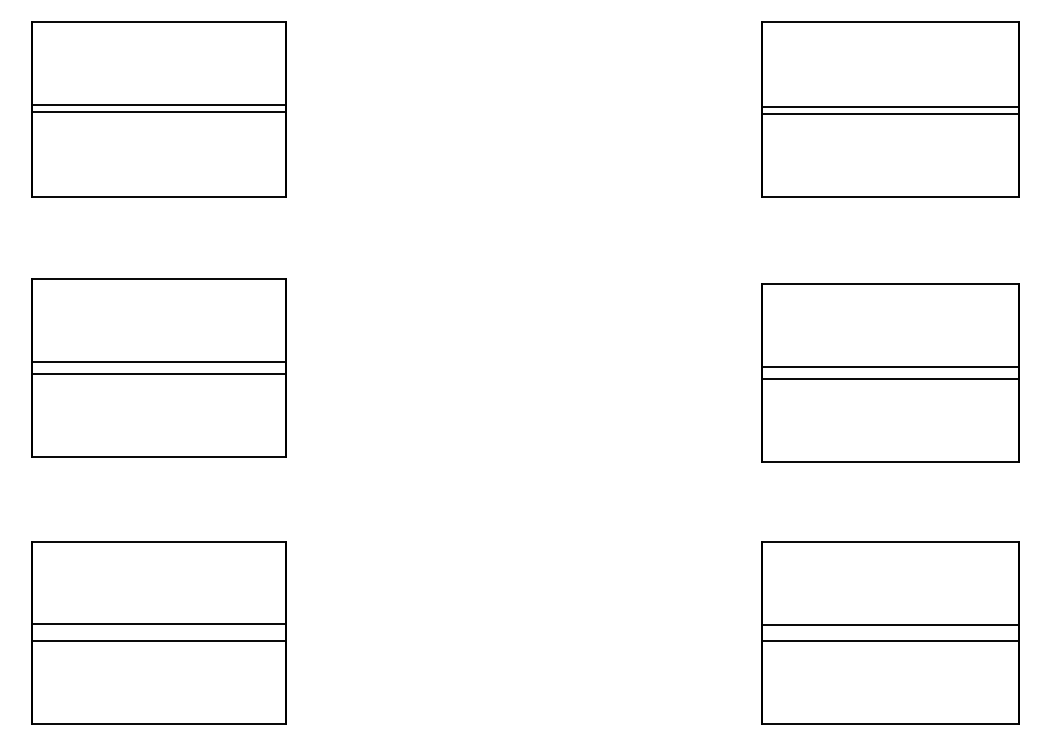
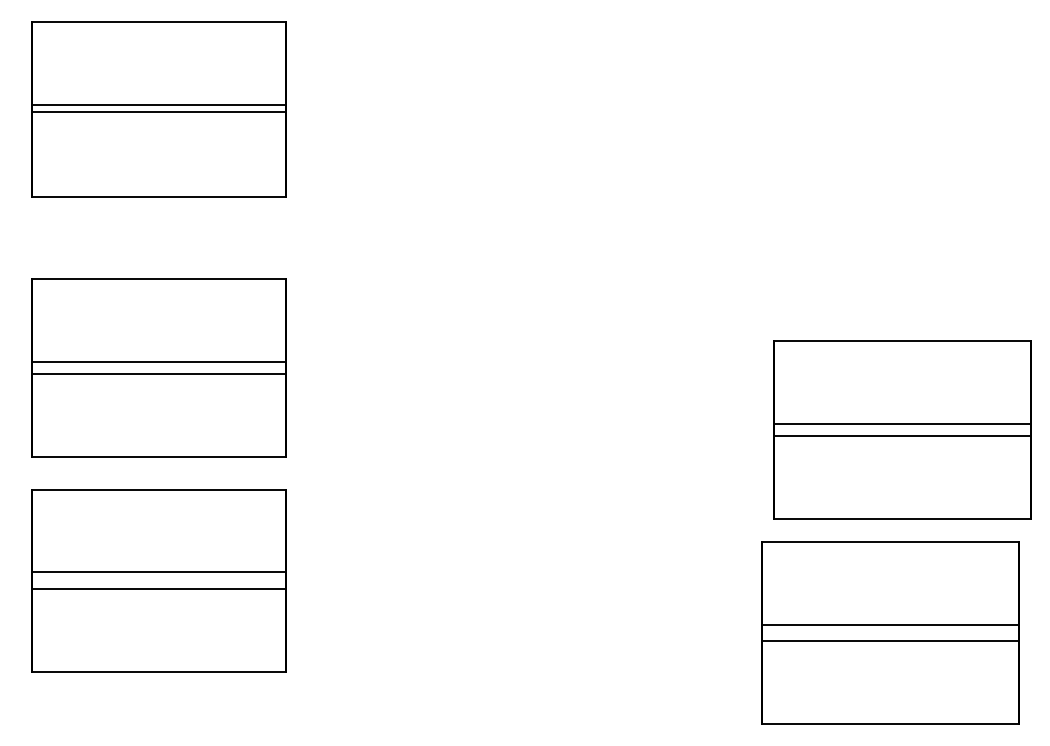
part: present -> none (890, 109)
part position: (890, 372) -> (902, 429) (902, 429)
part position: (158, 632) -> (158, 580) (158, 580)
